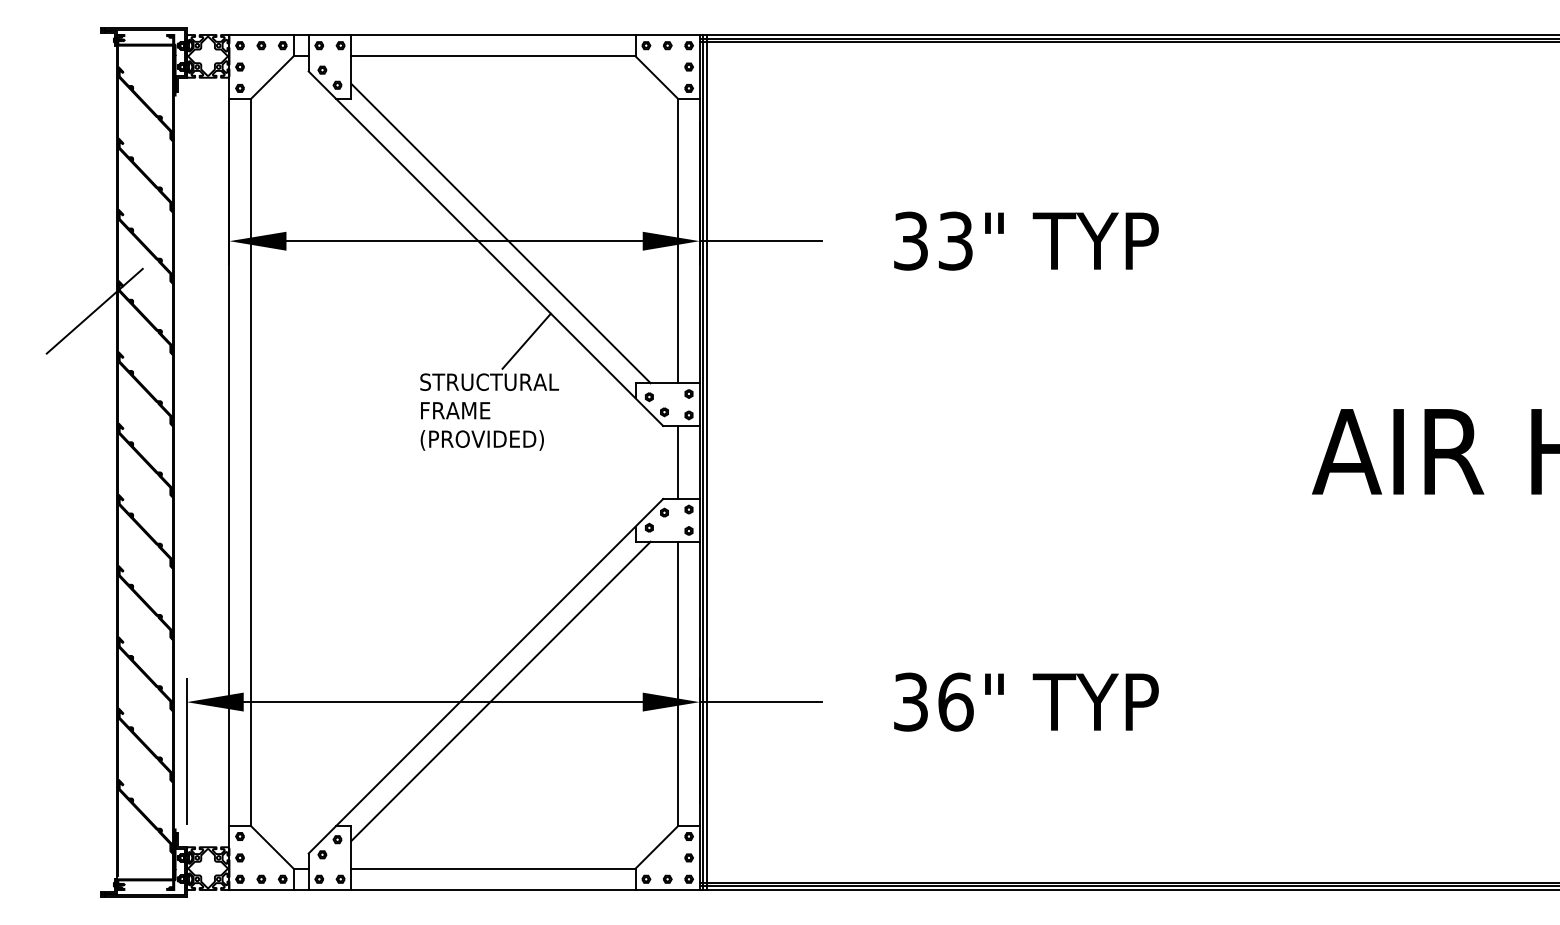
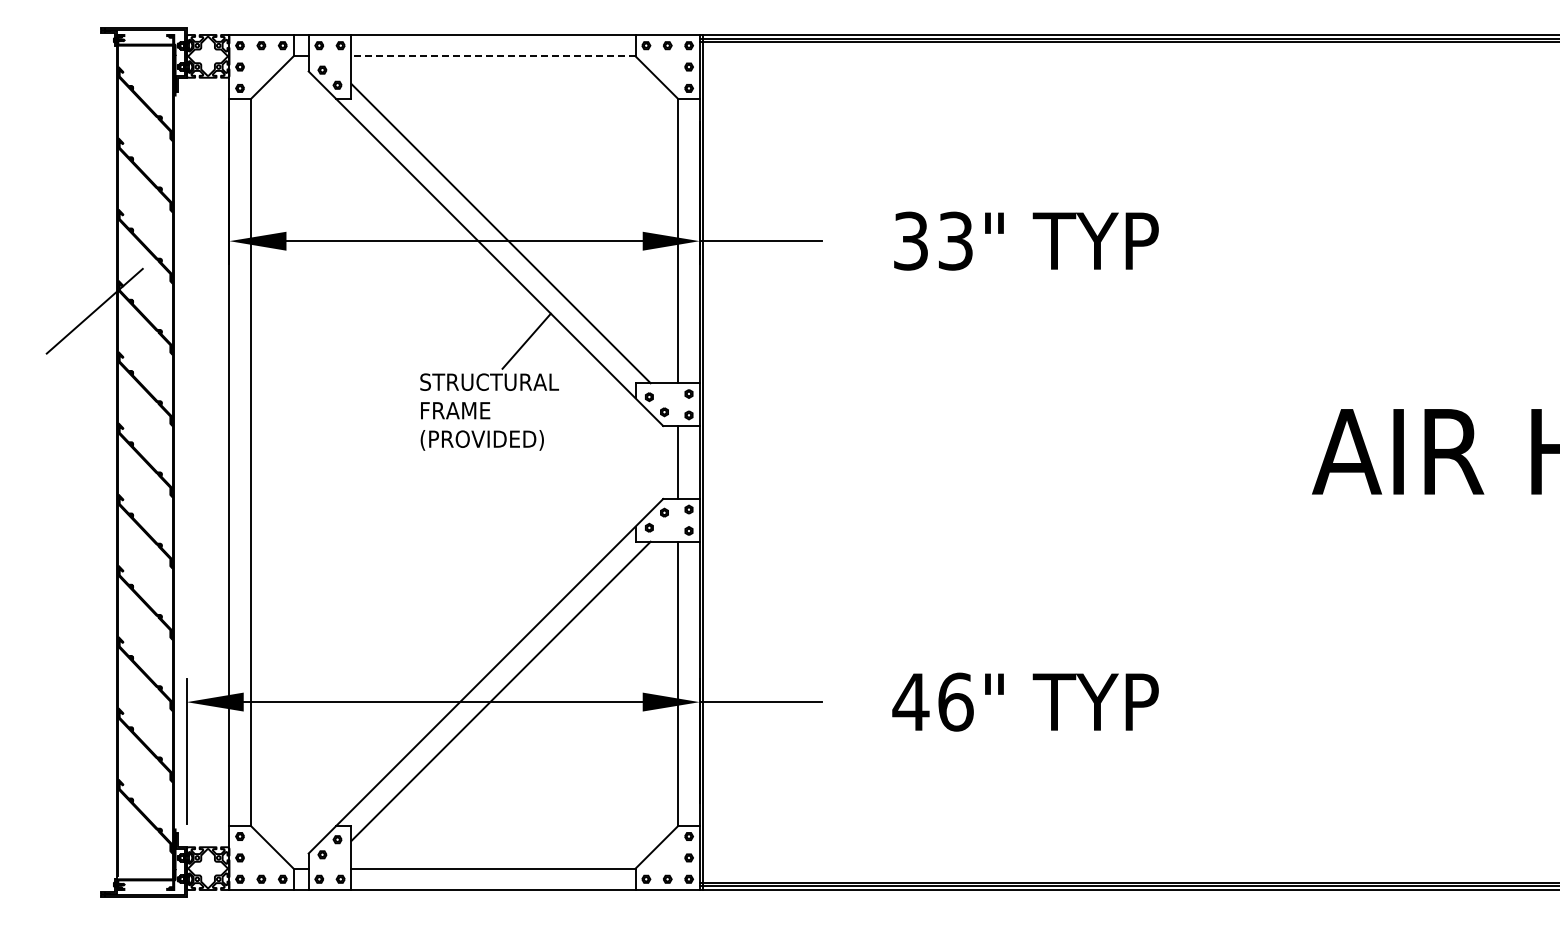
line: solid -> dashed (493, 56)
line: present -> none (706, 462)
text: 36" -> 46" (910, 701)
